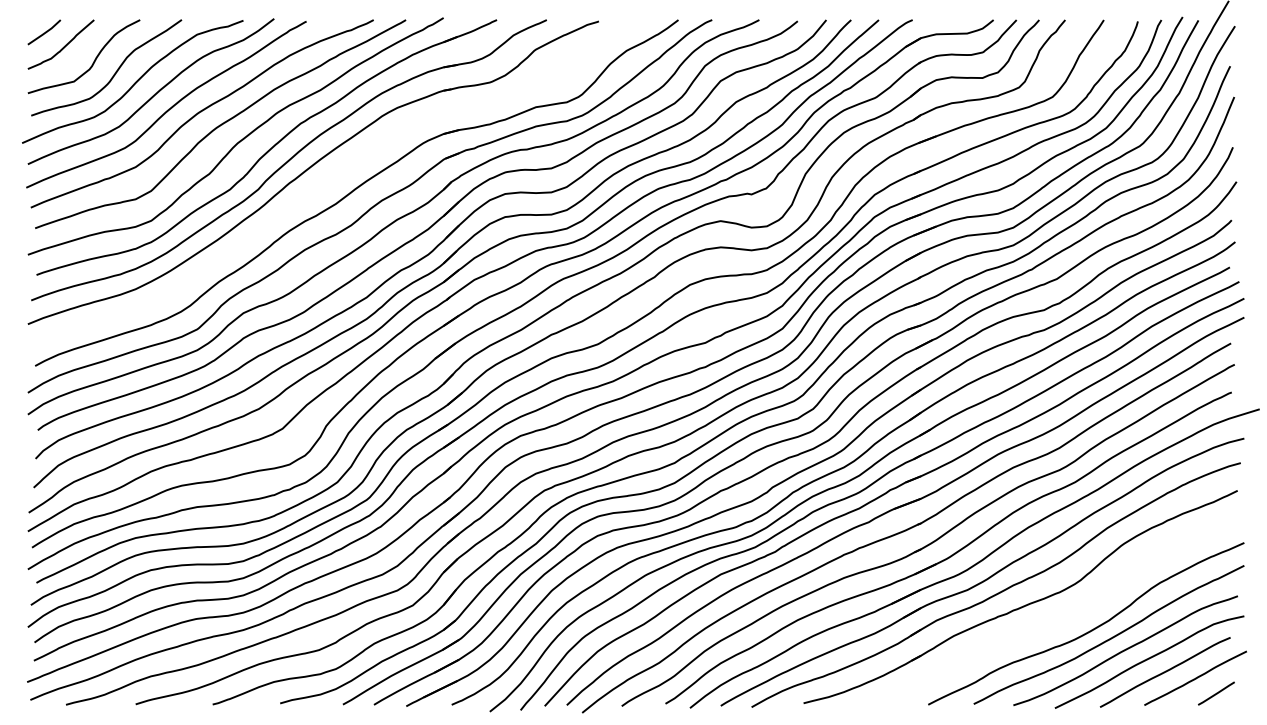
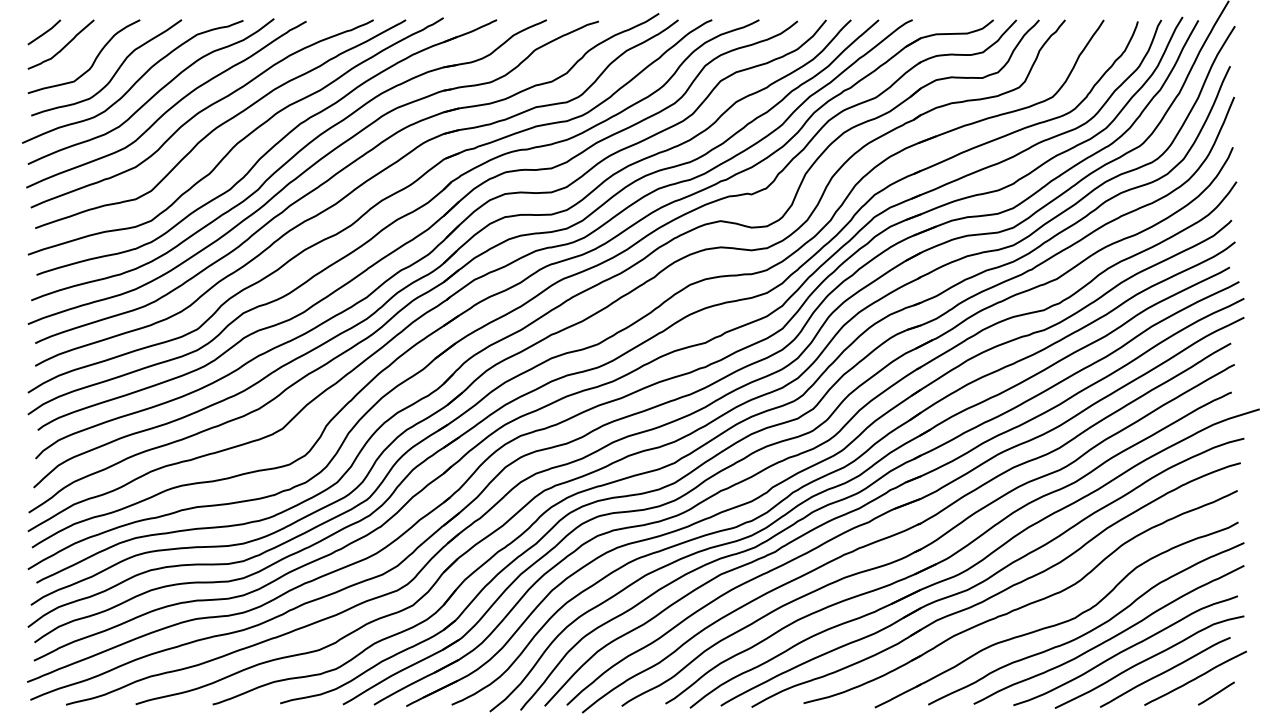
part: none -> present (343, 170)
part: none -> present (1059, 622)
